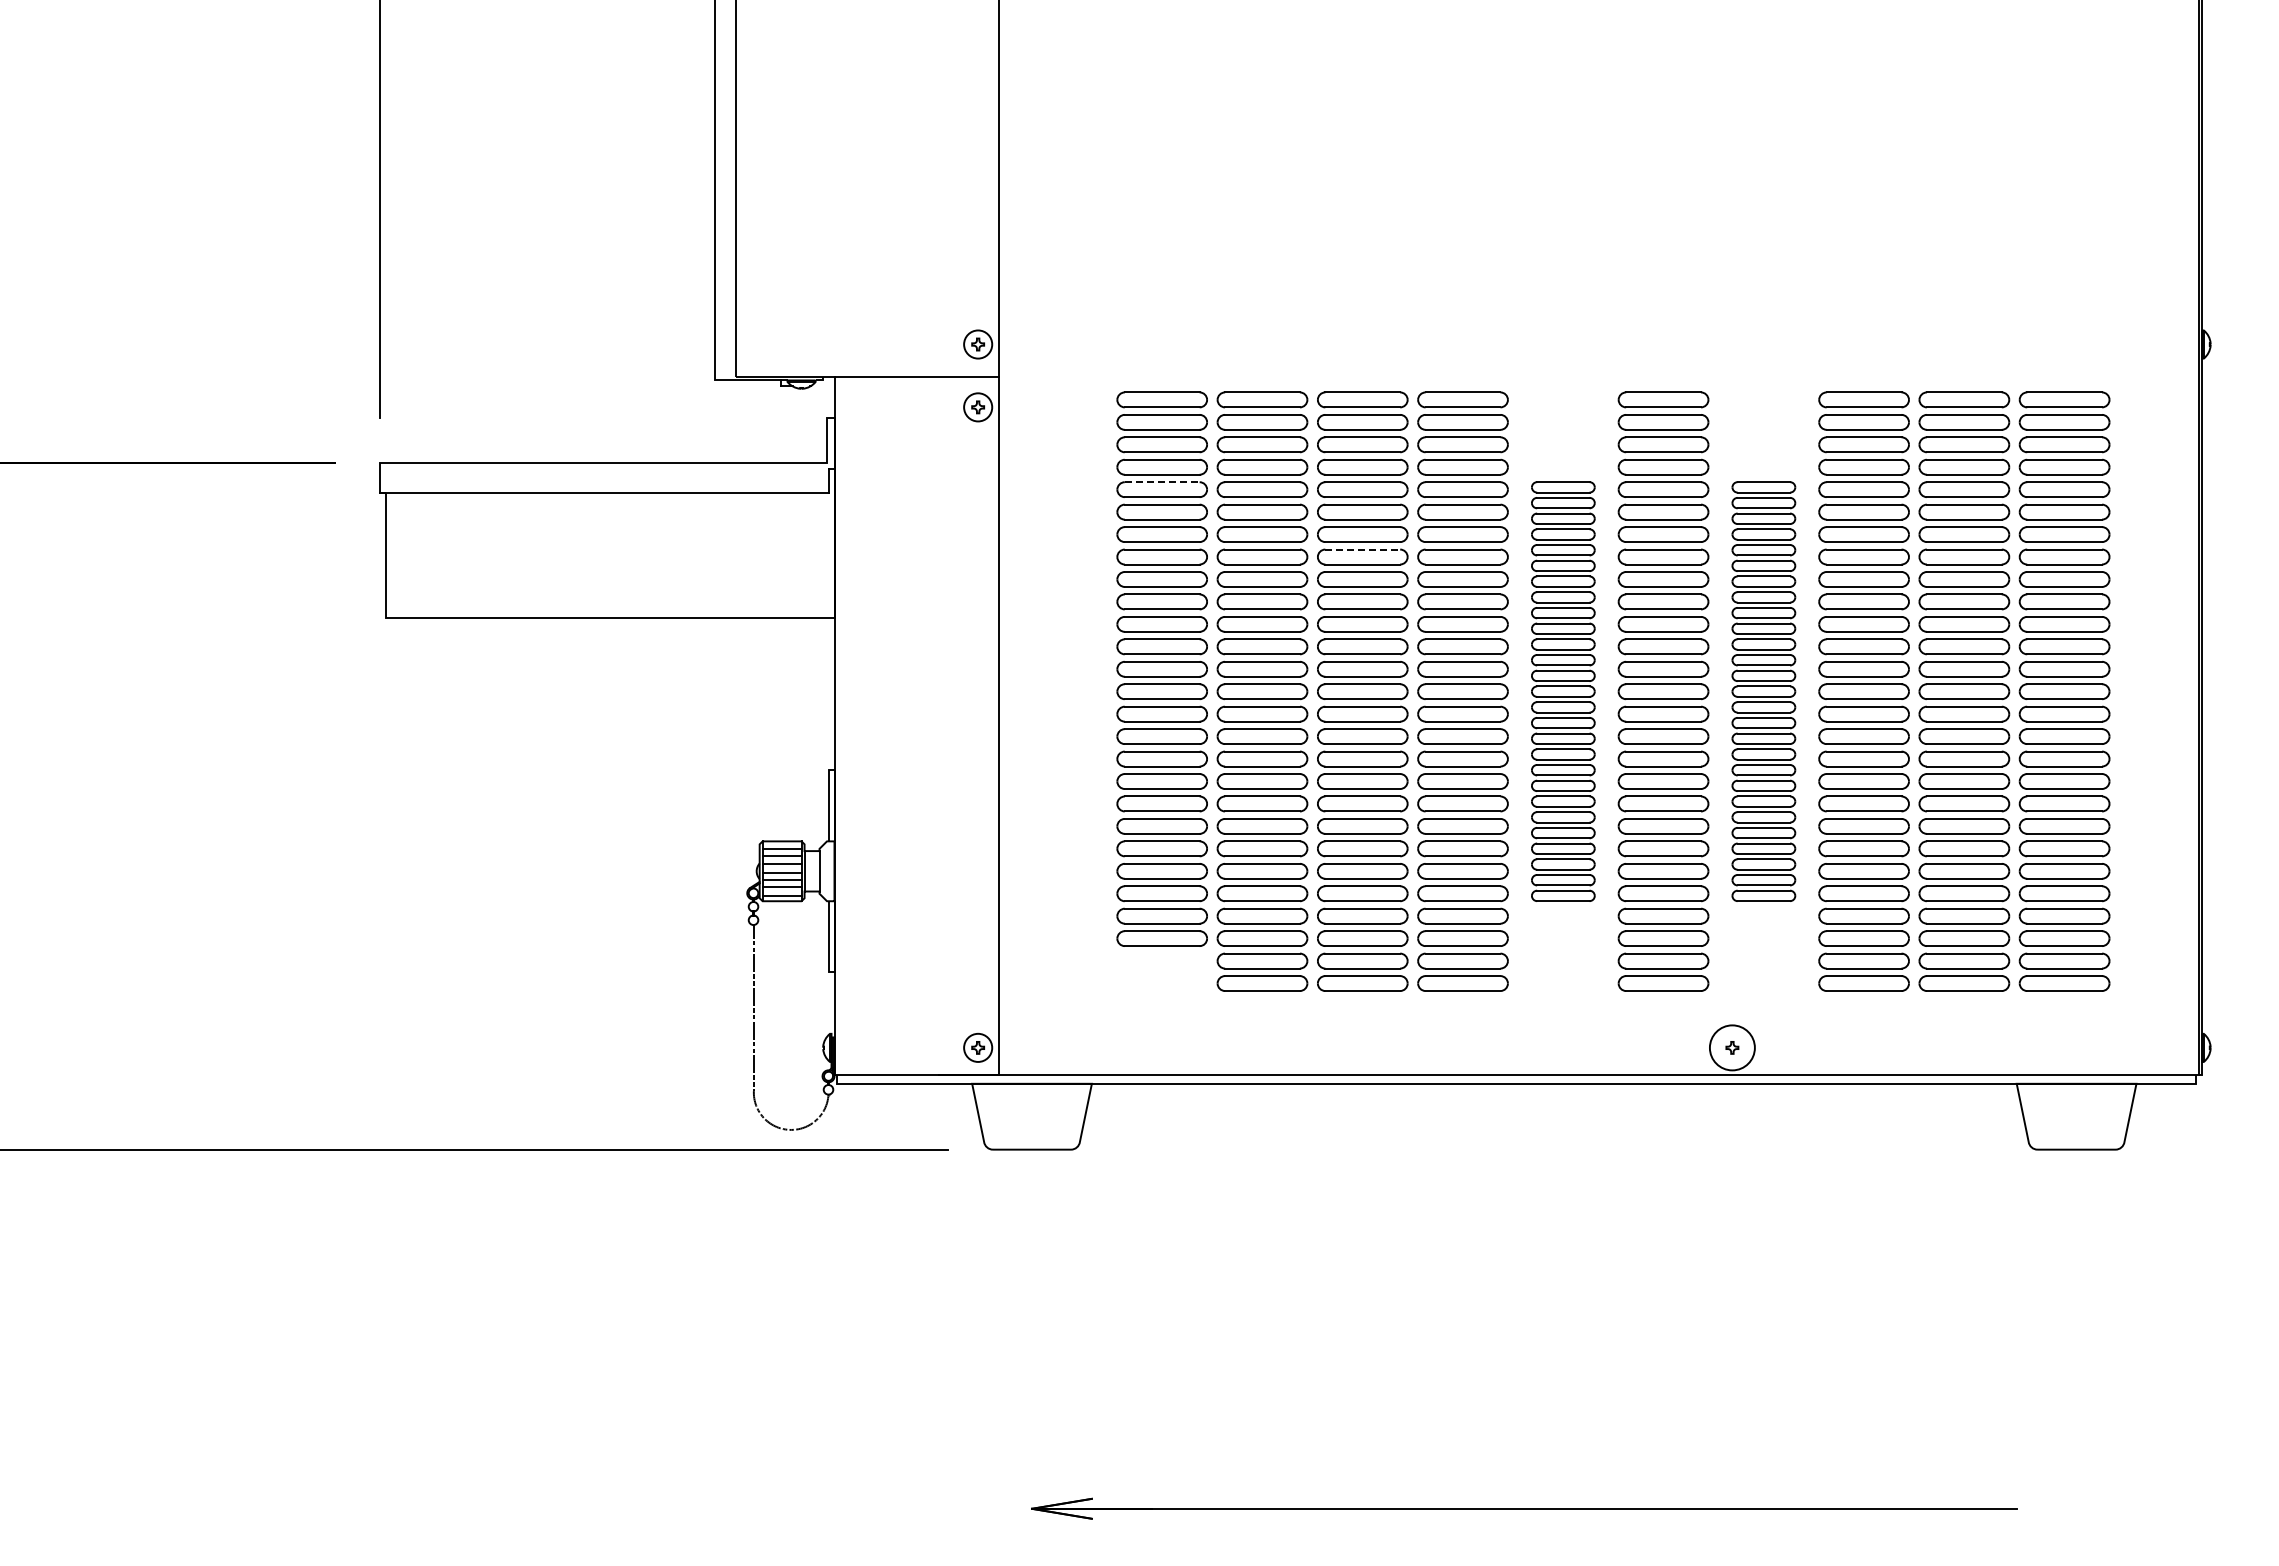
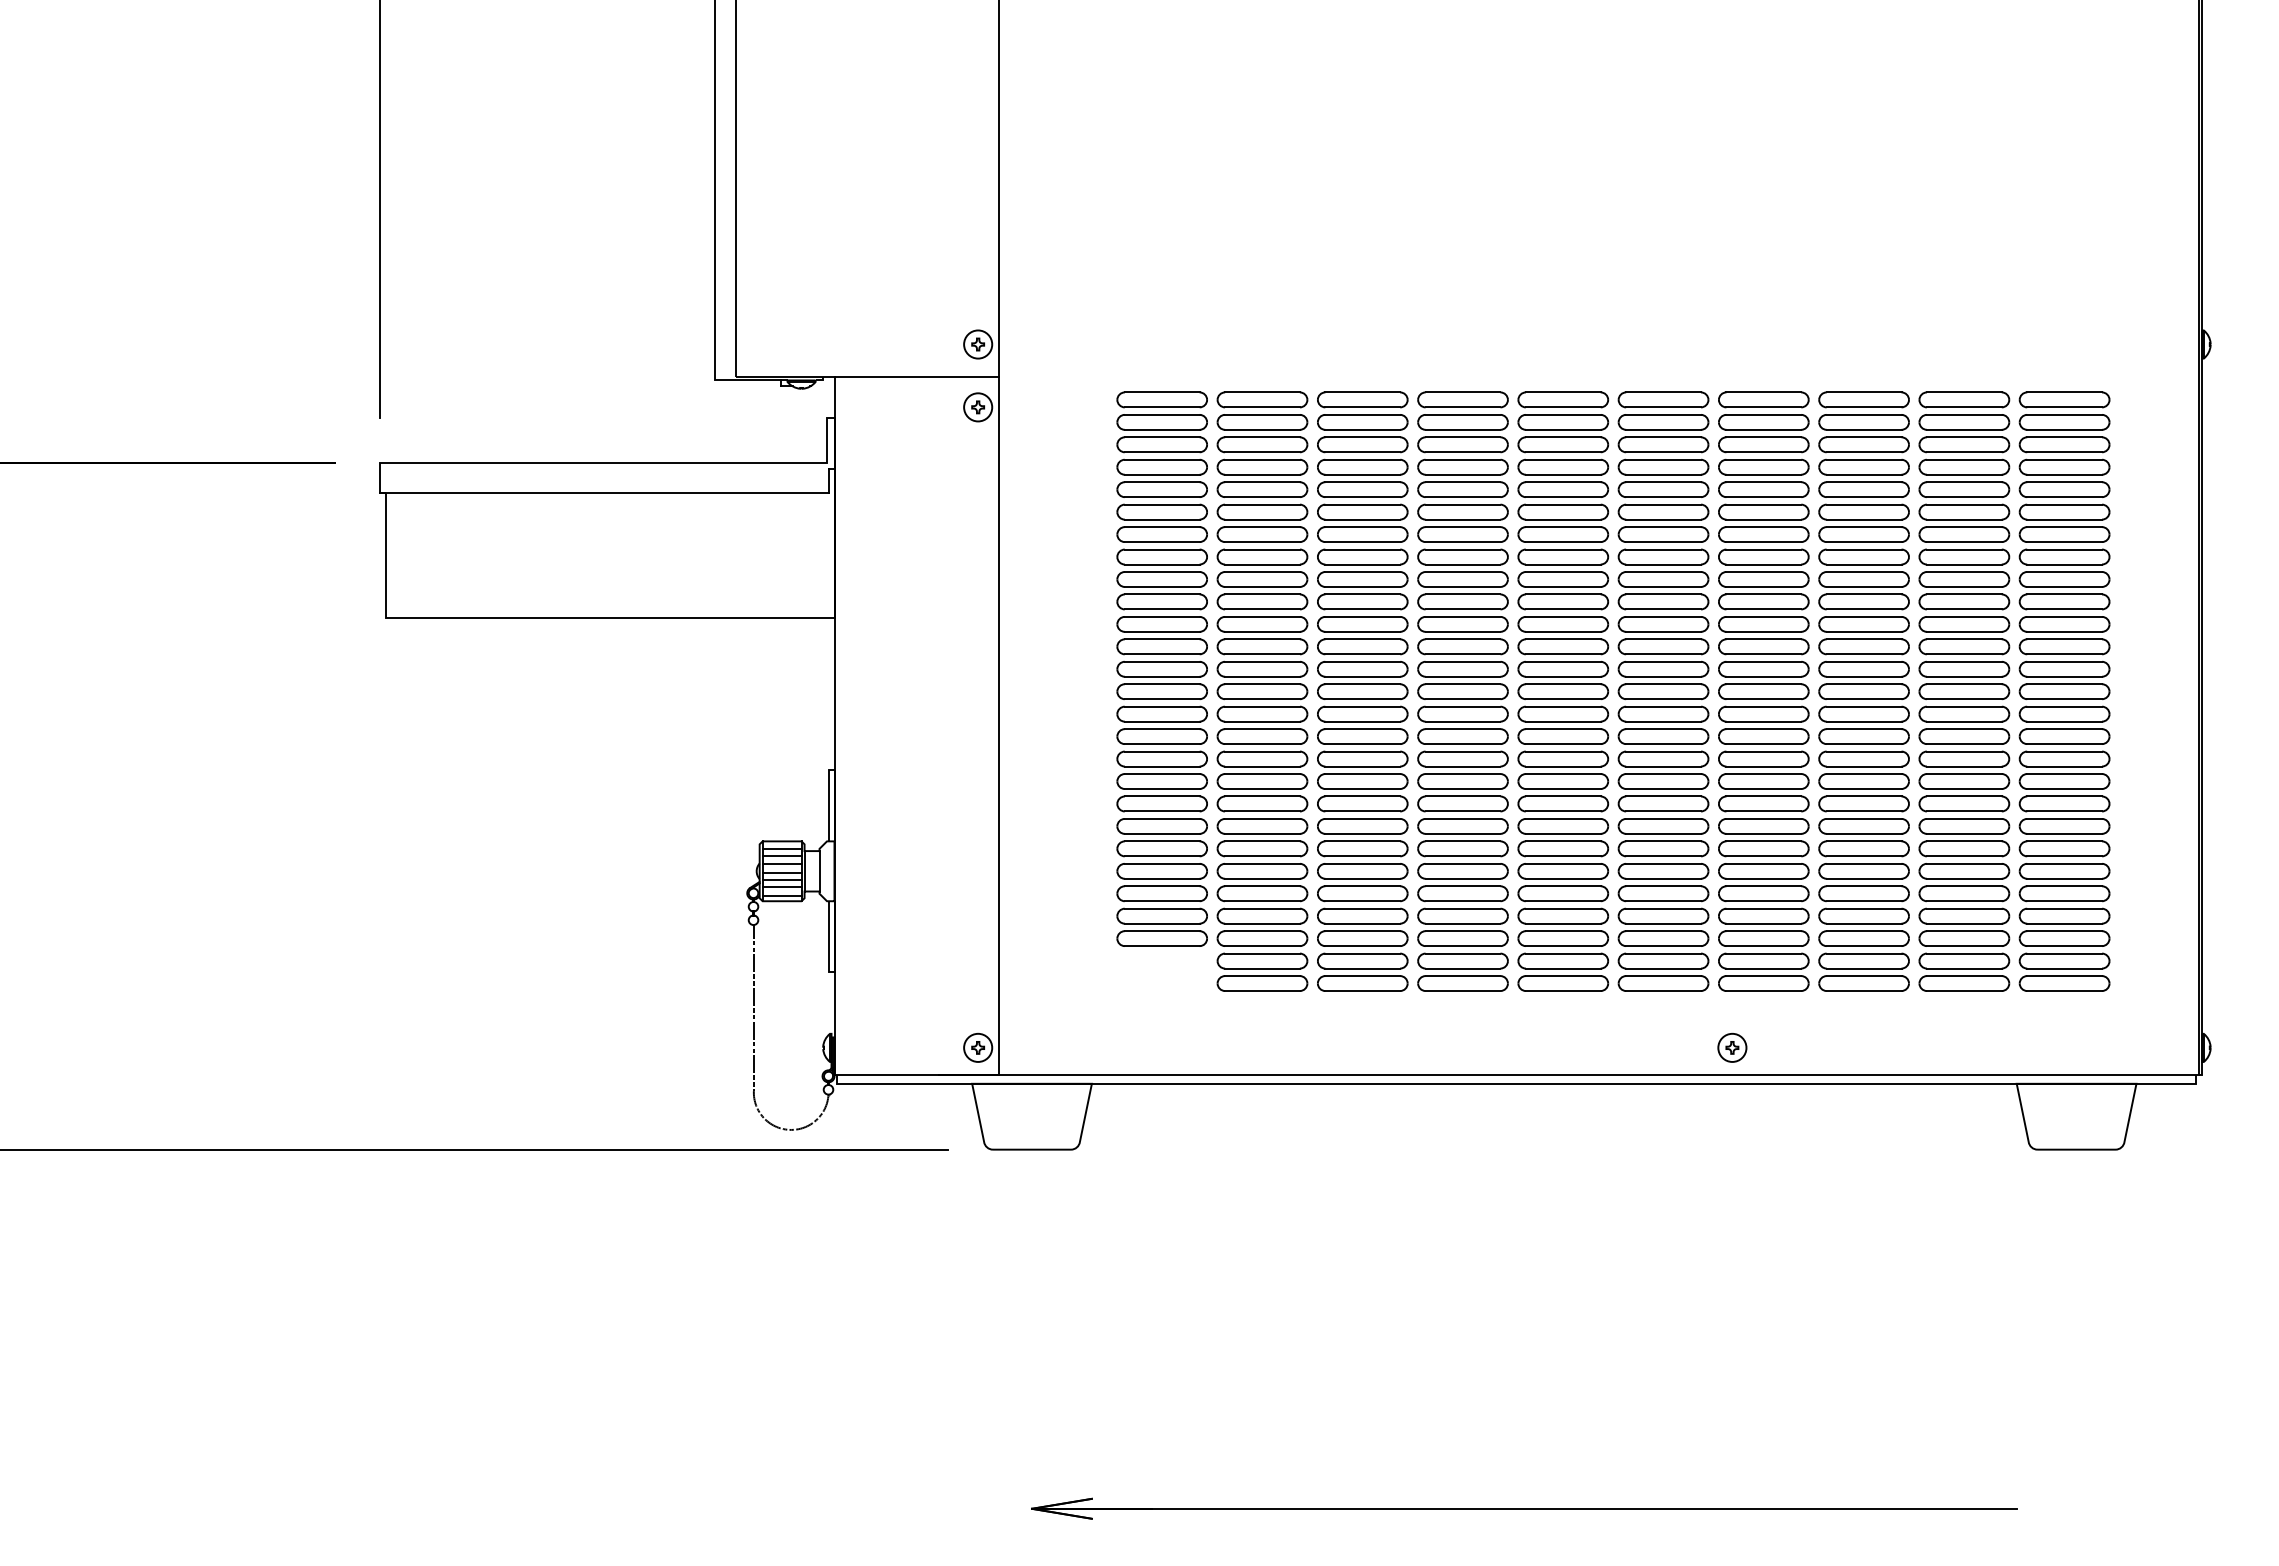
line: dashed -> solid (1162, 482)
line: dashed -> solid (1363, 549)
part size: 65x421 px -> 93x601 px (1563, 691)
part size: 66x421 px -> 92x601 px (1763, 691)
circle diameter: 45 px -> 28 px (1732, 1047)
